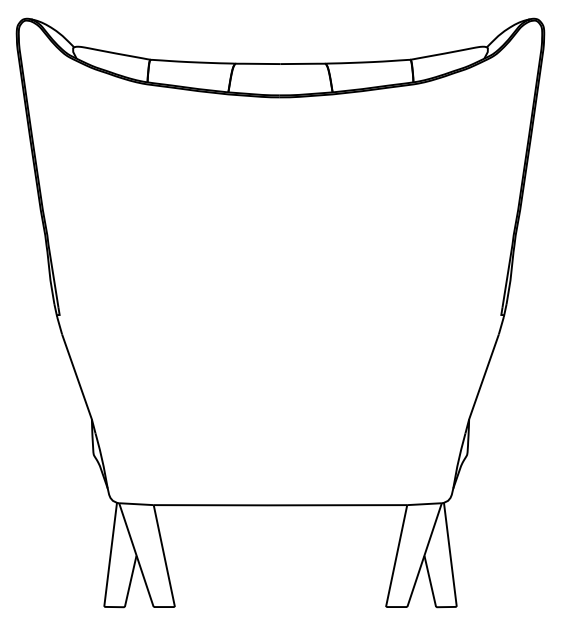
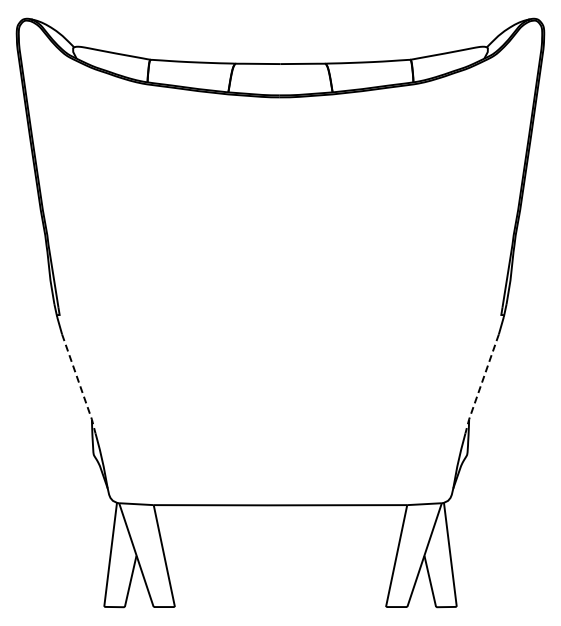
line: solid -> dashed (79, 384)
line: solid -> dashed (481, 384)
